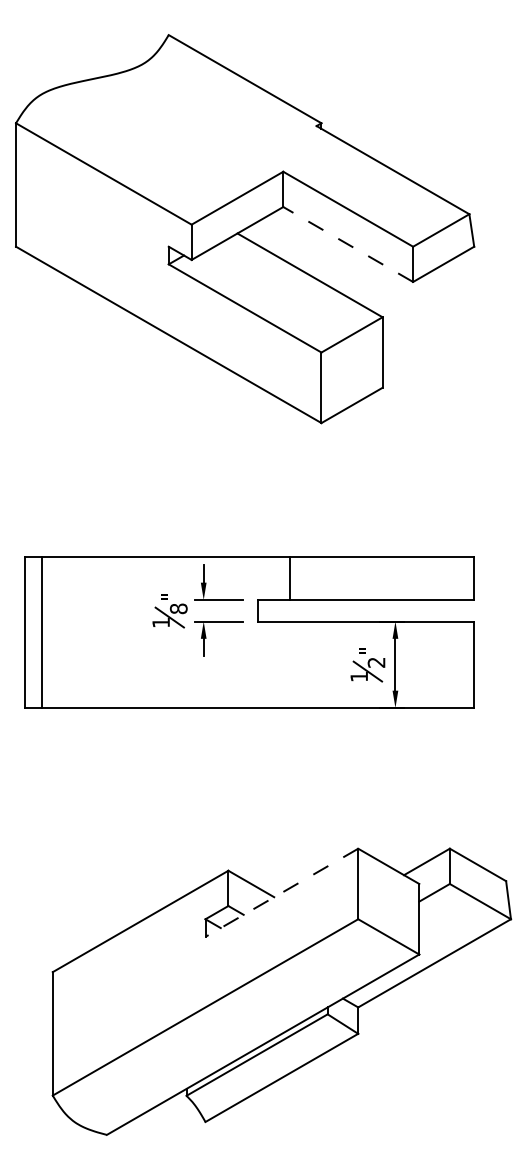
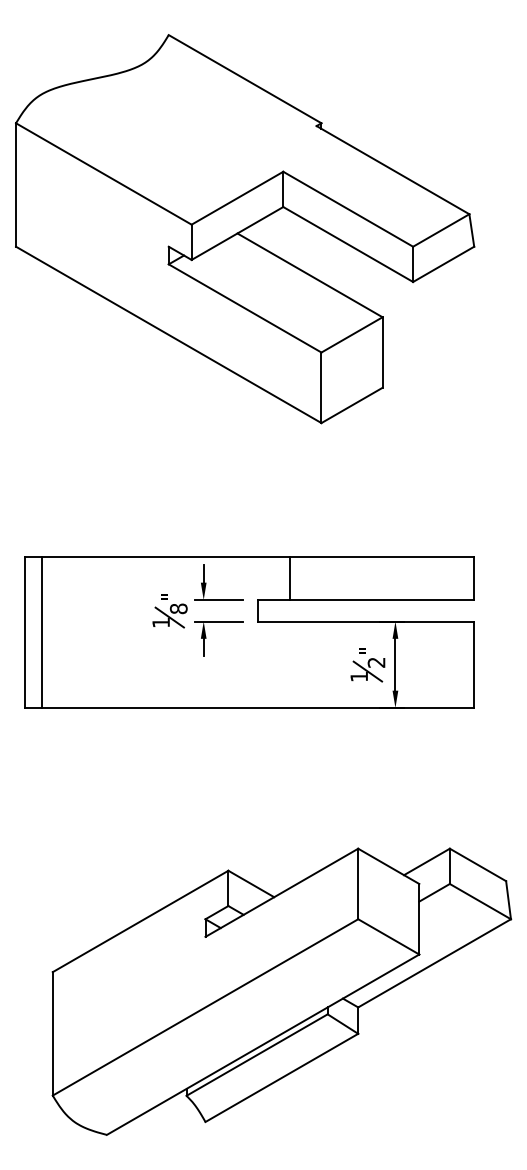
line: dashed -> solid (348, 244)
line: dashed -> solid (281, 893)
